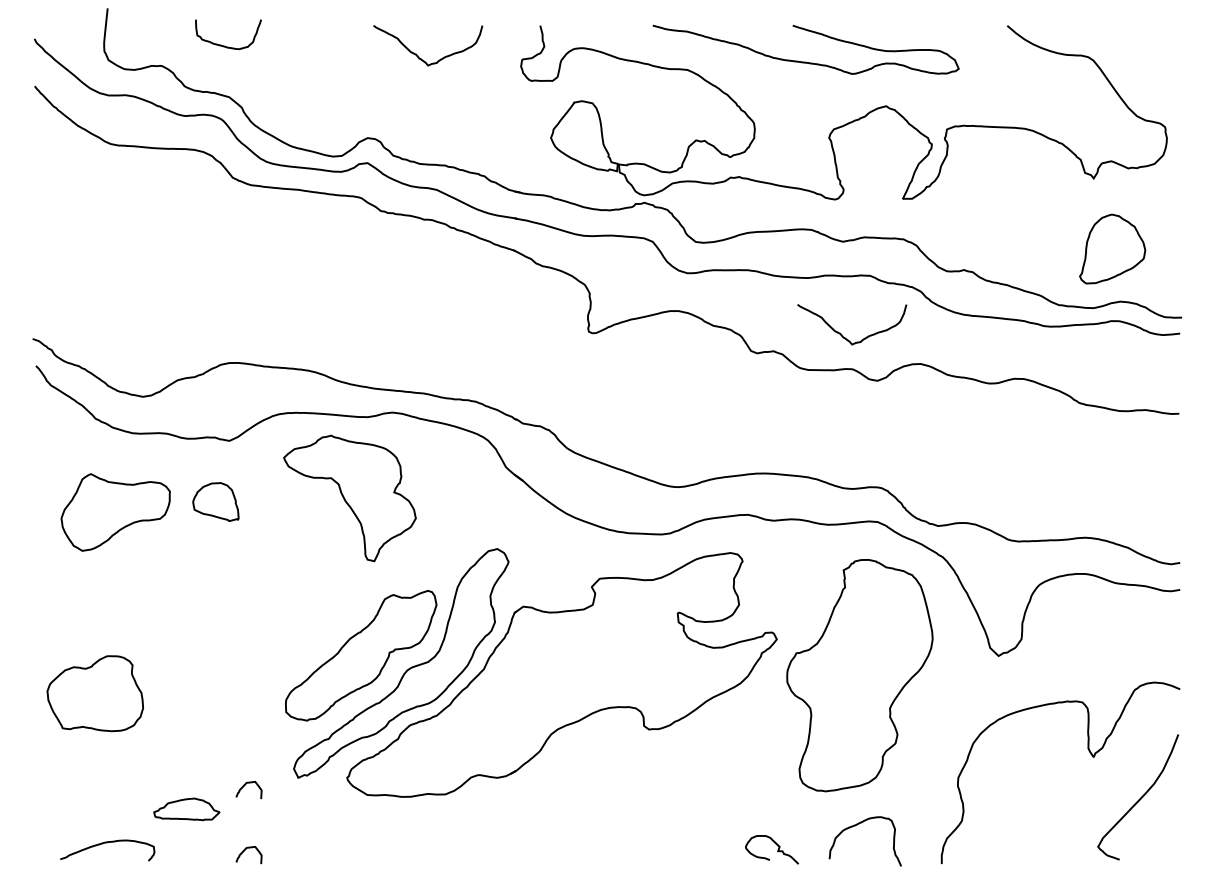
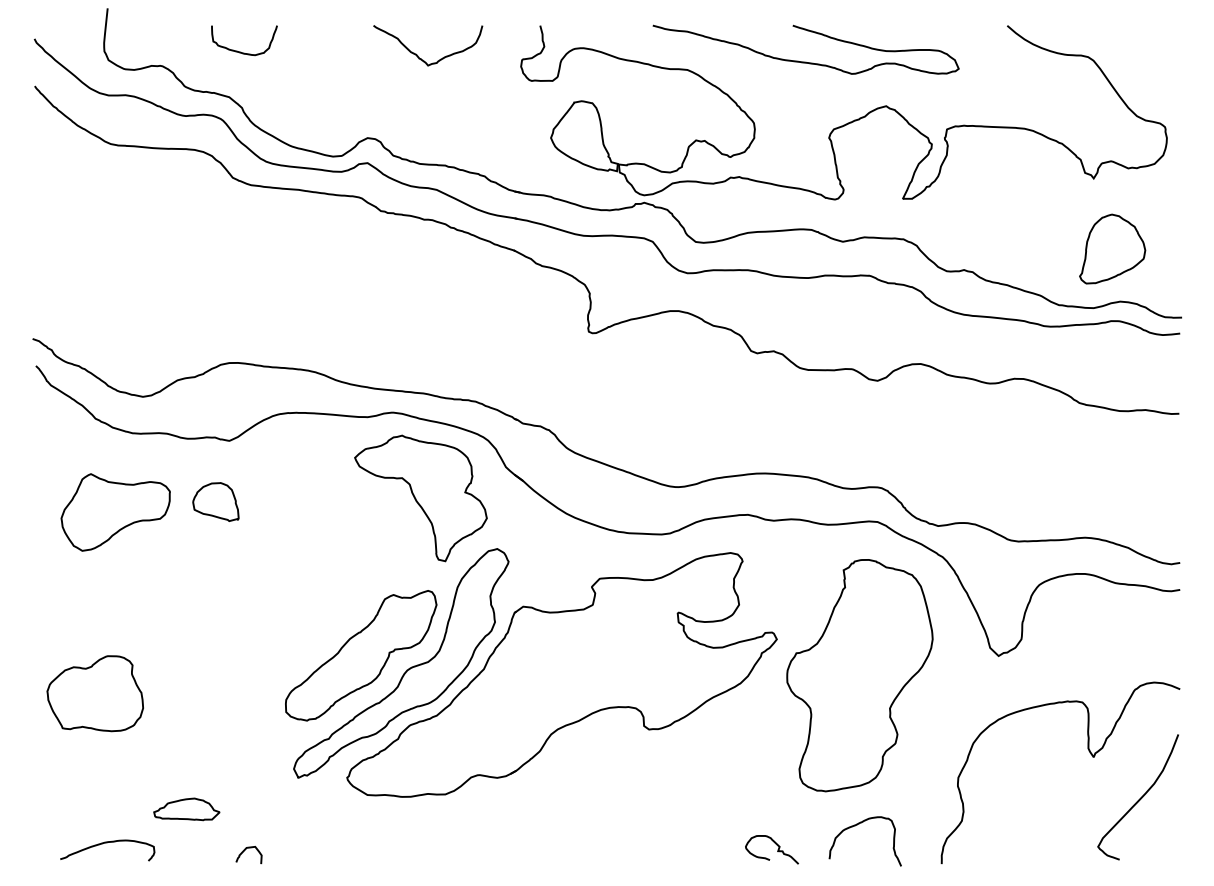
curve position: (224, 45) -> (240, 51) (240, 51)
curve: present -> none (842, 334)
part position: (349, 498) -> (420, 498) (420, 498)
curve: present -> none (244, 786)
